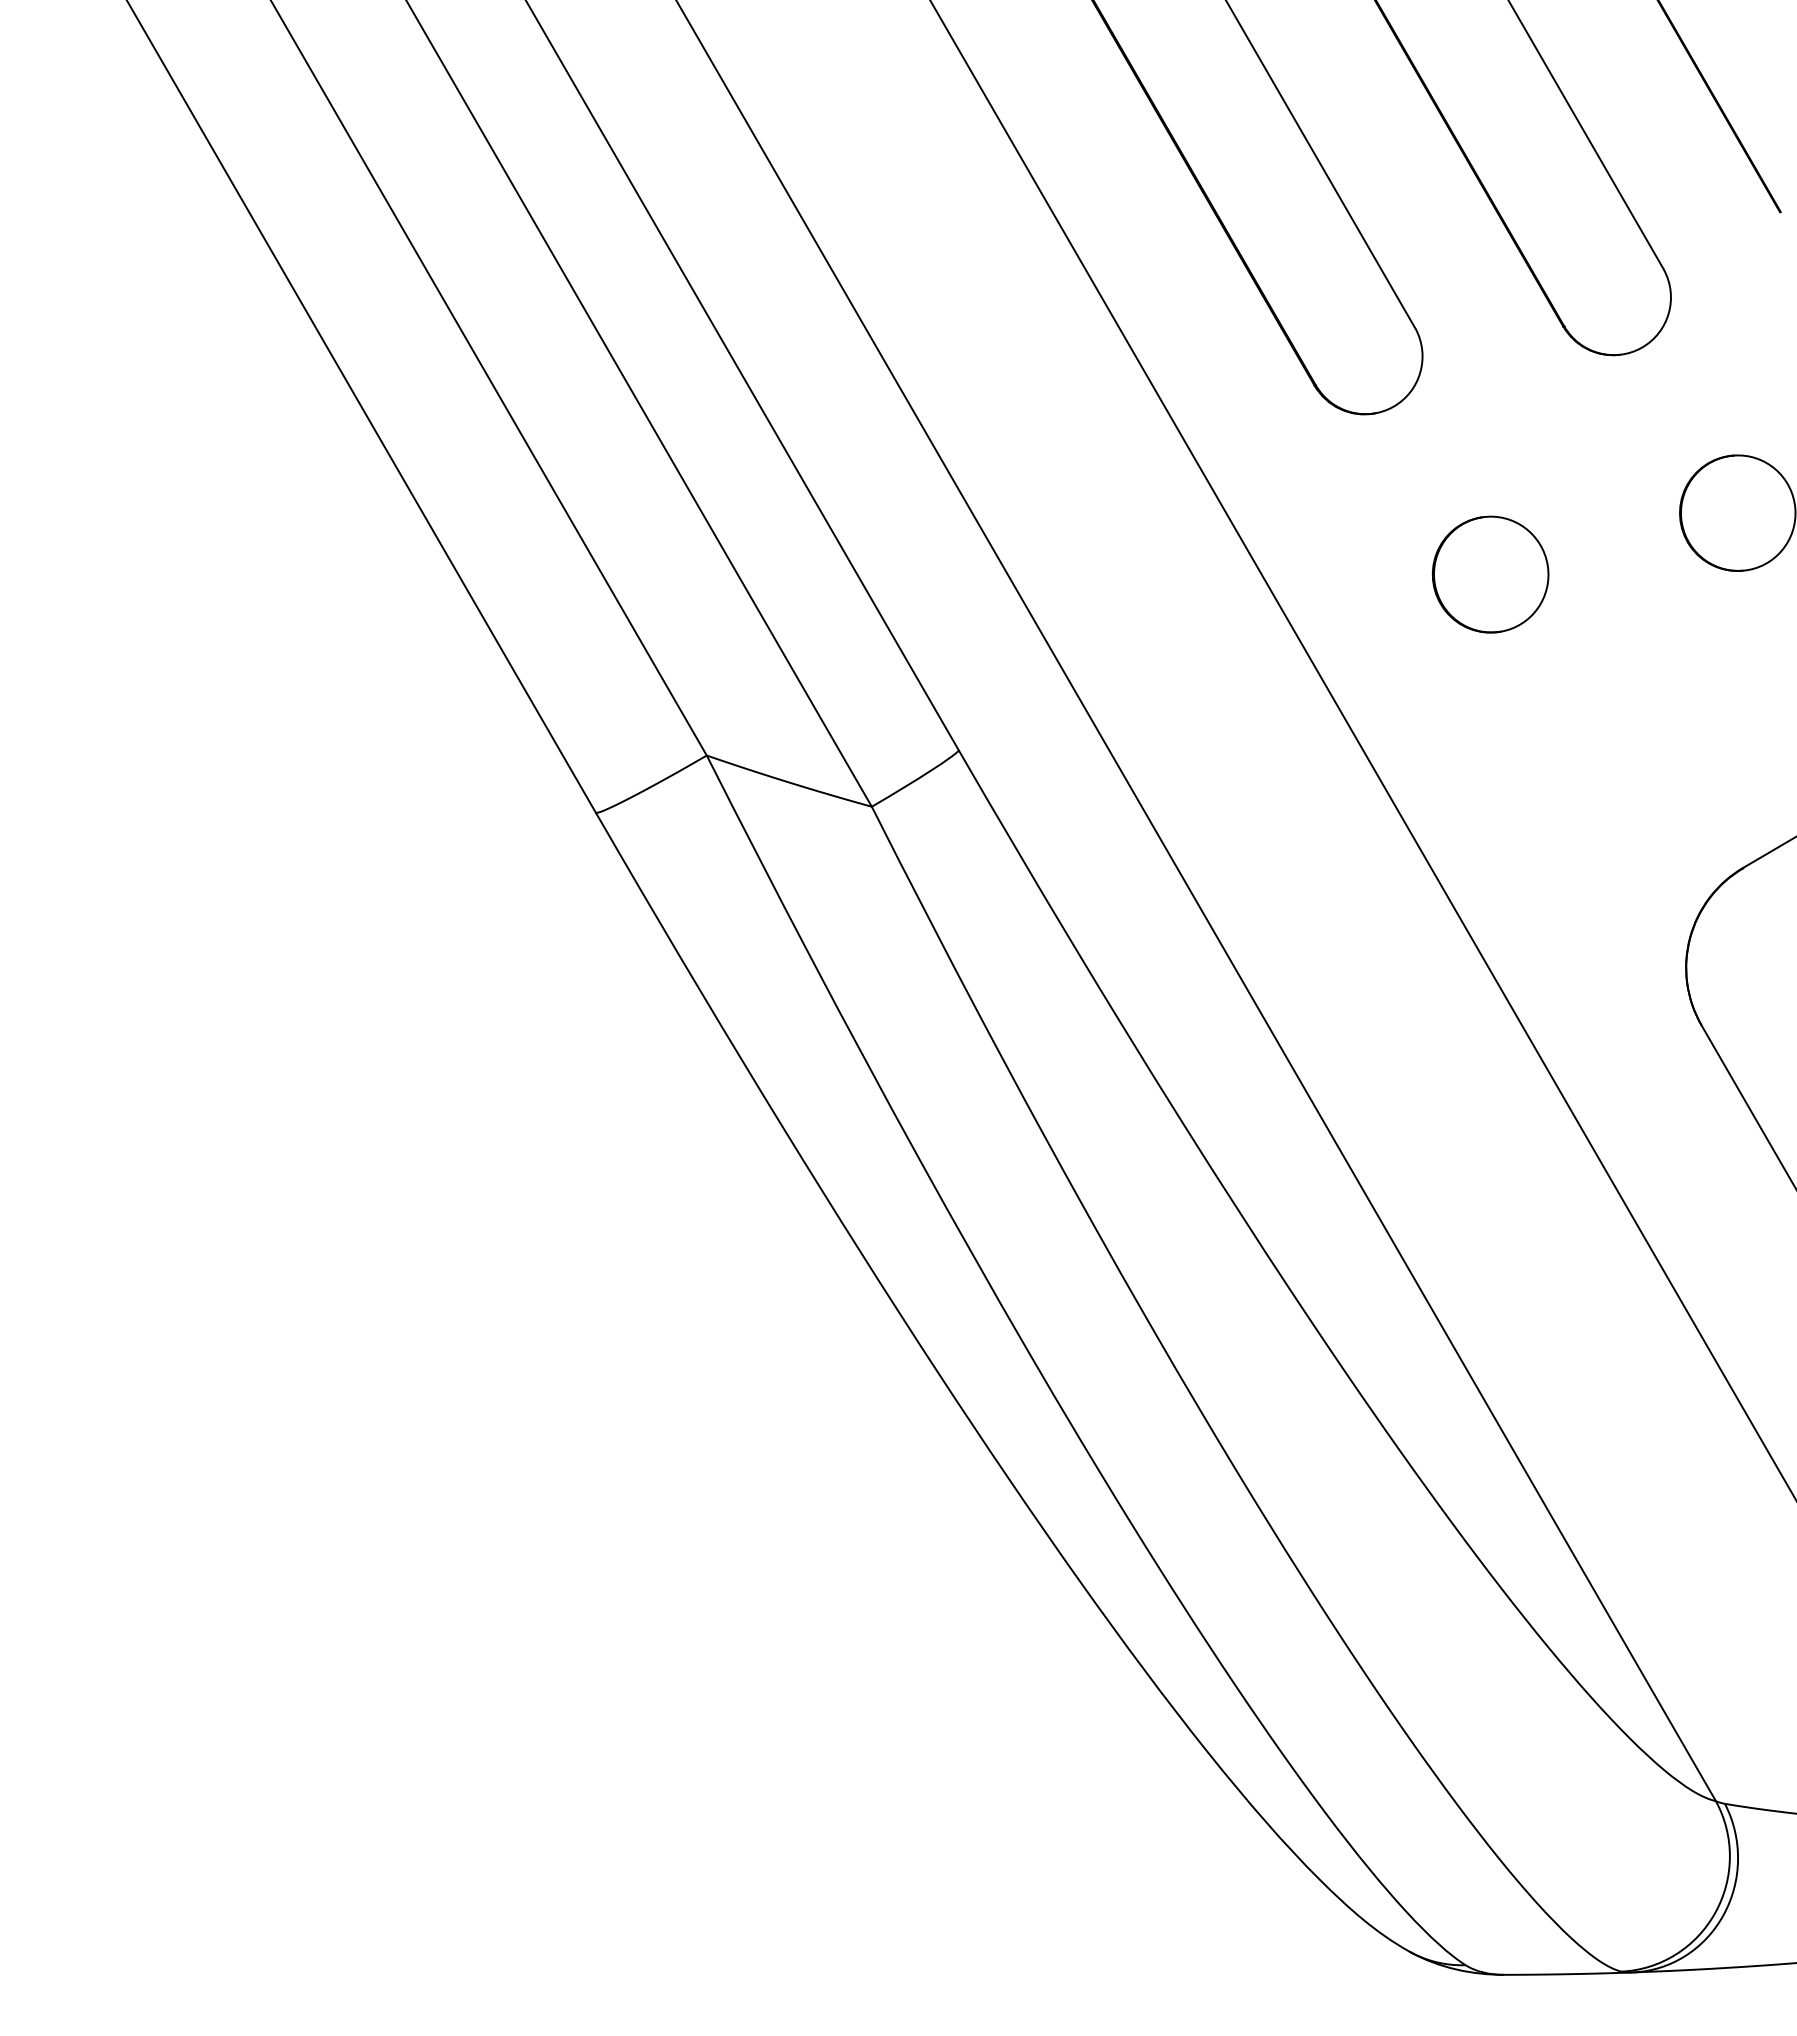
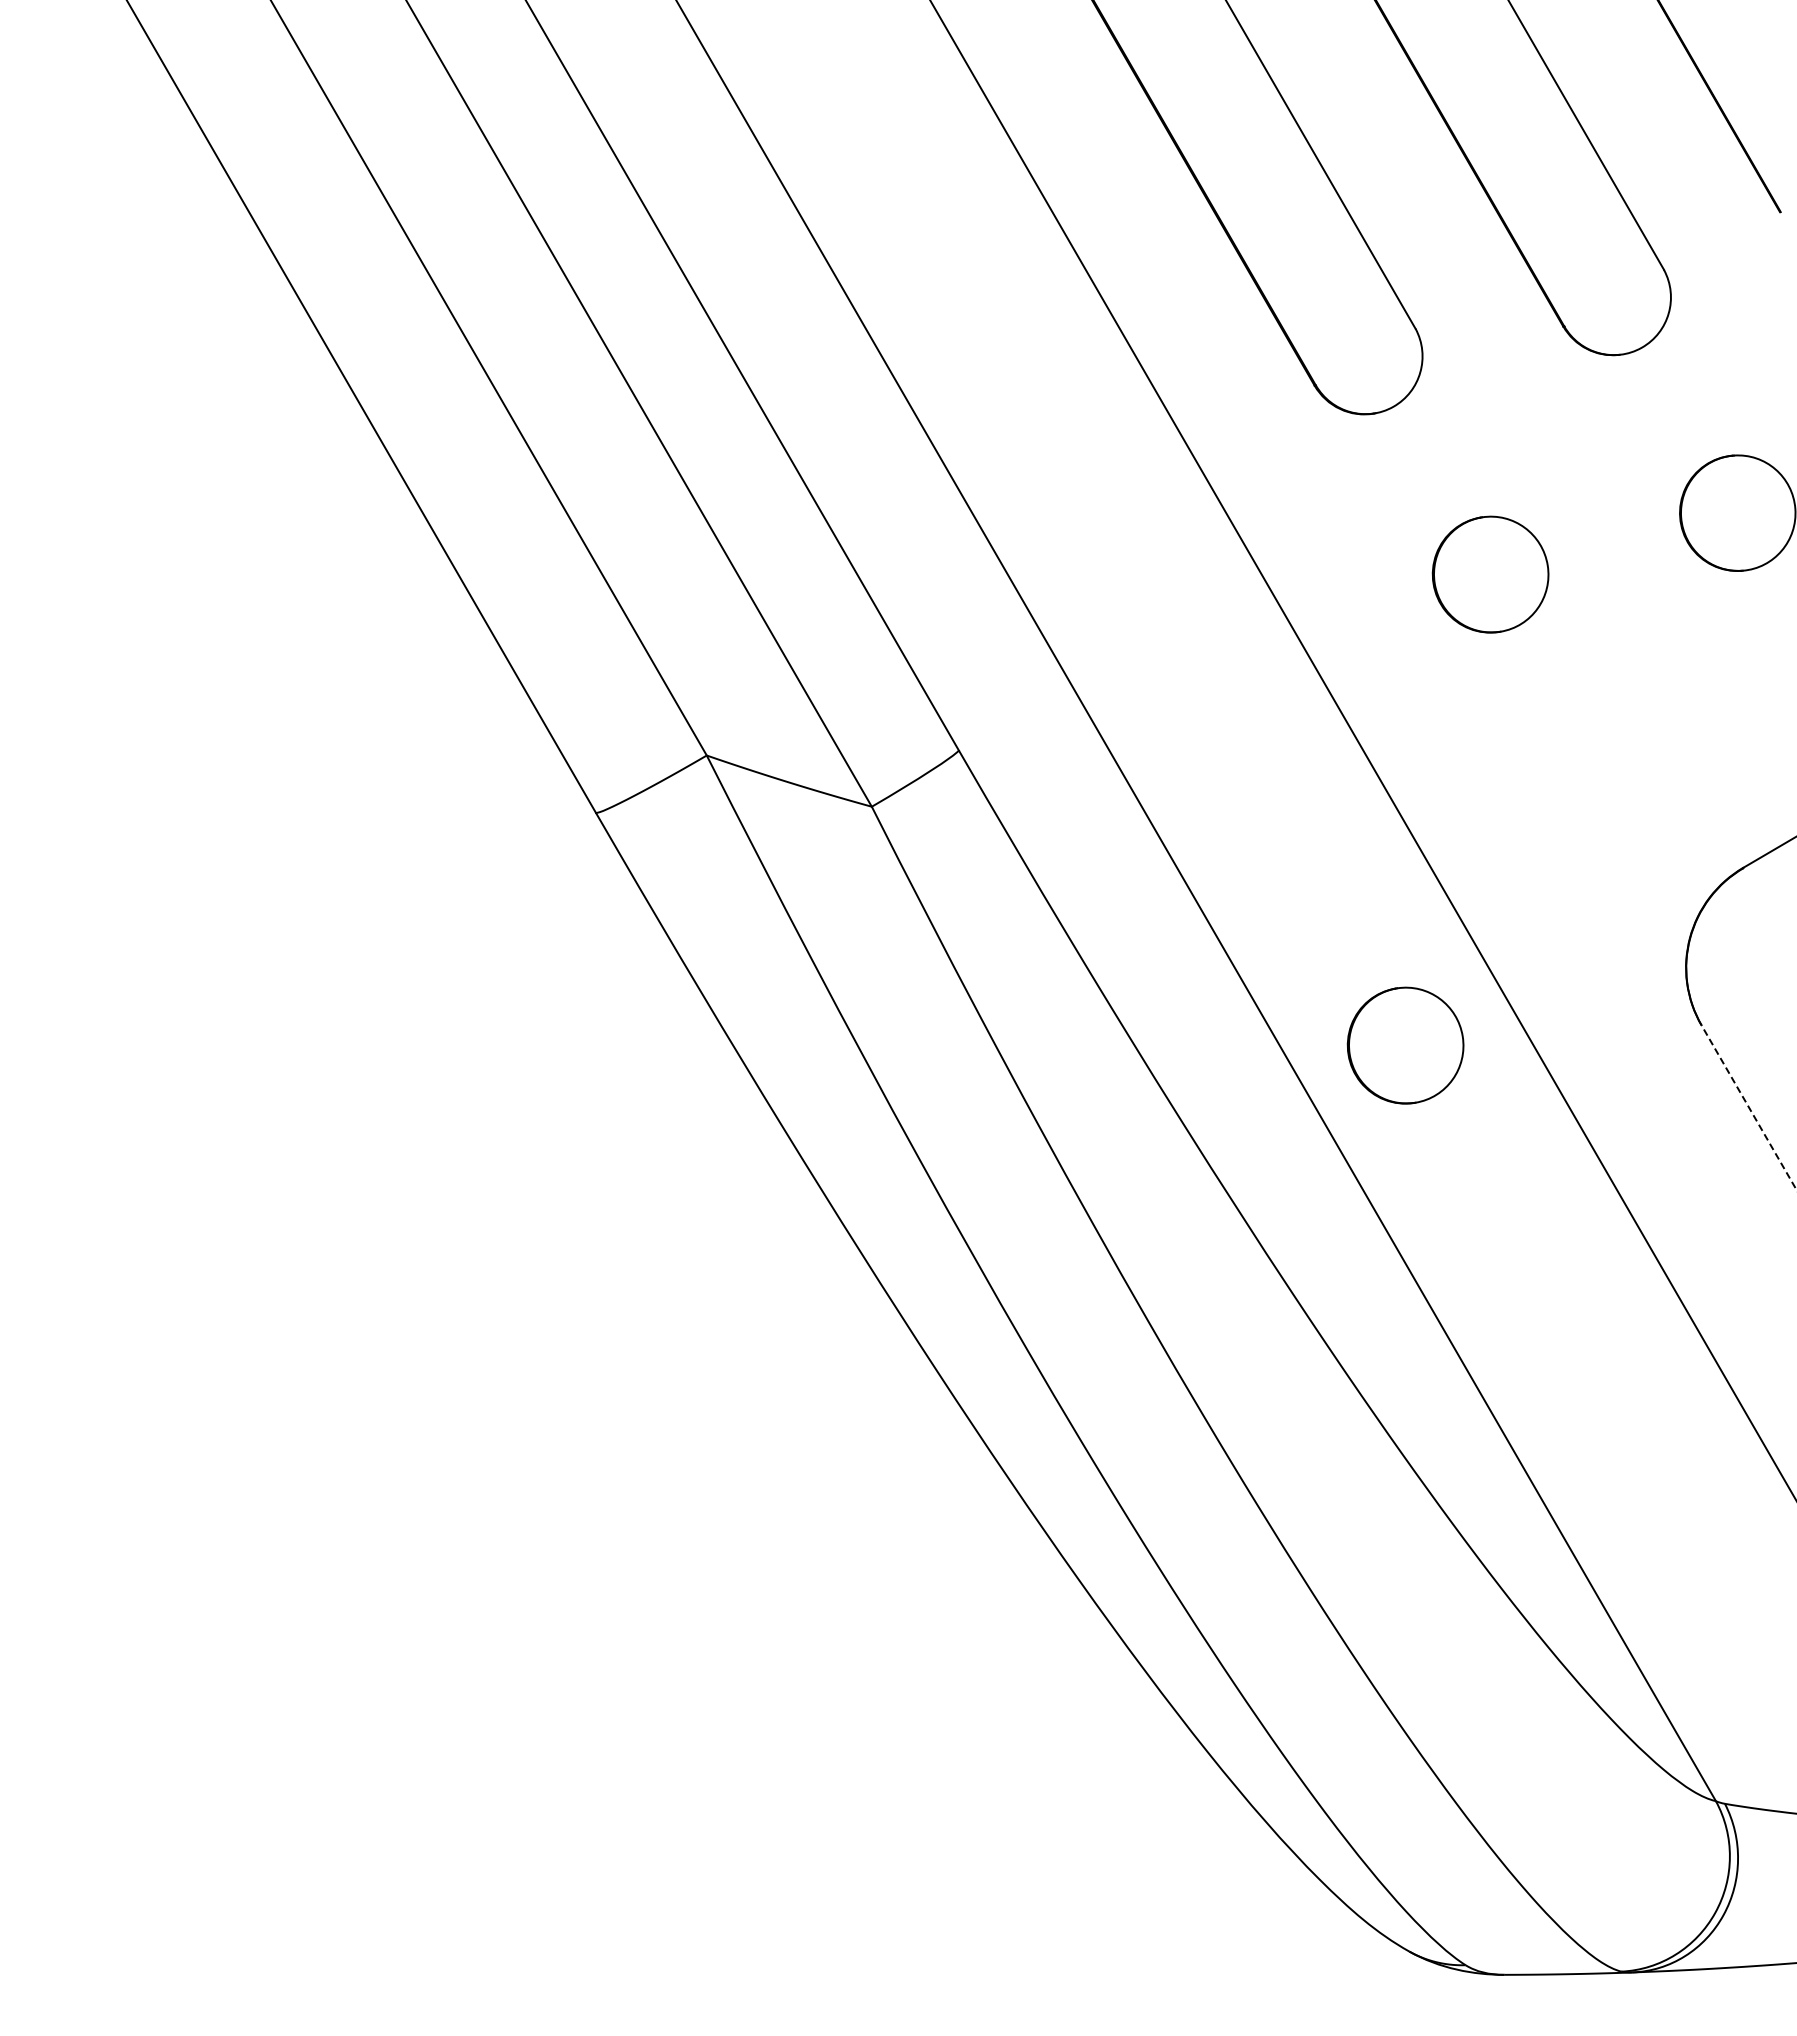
part: none -> present (1405, 1045)
line: solid -> dashed (1748, 1107)
